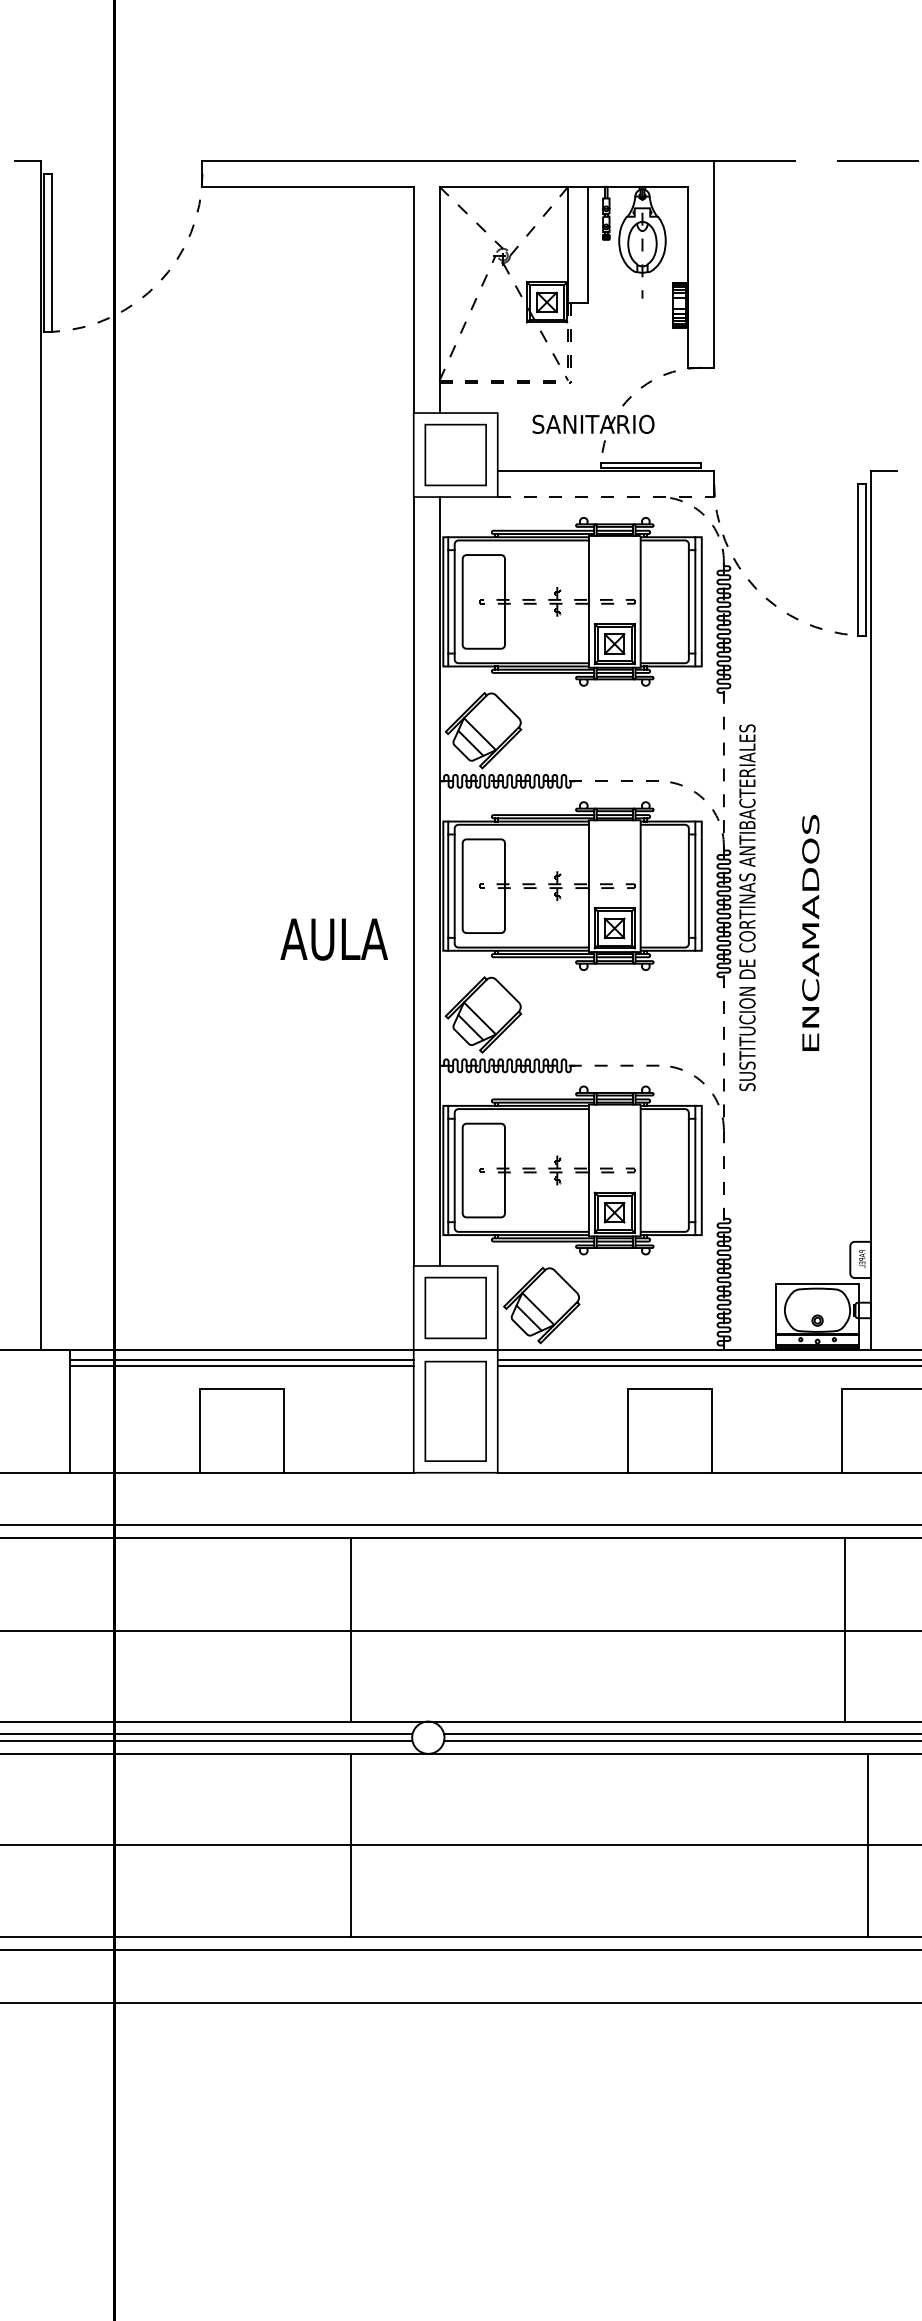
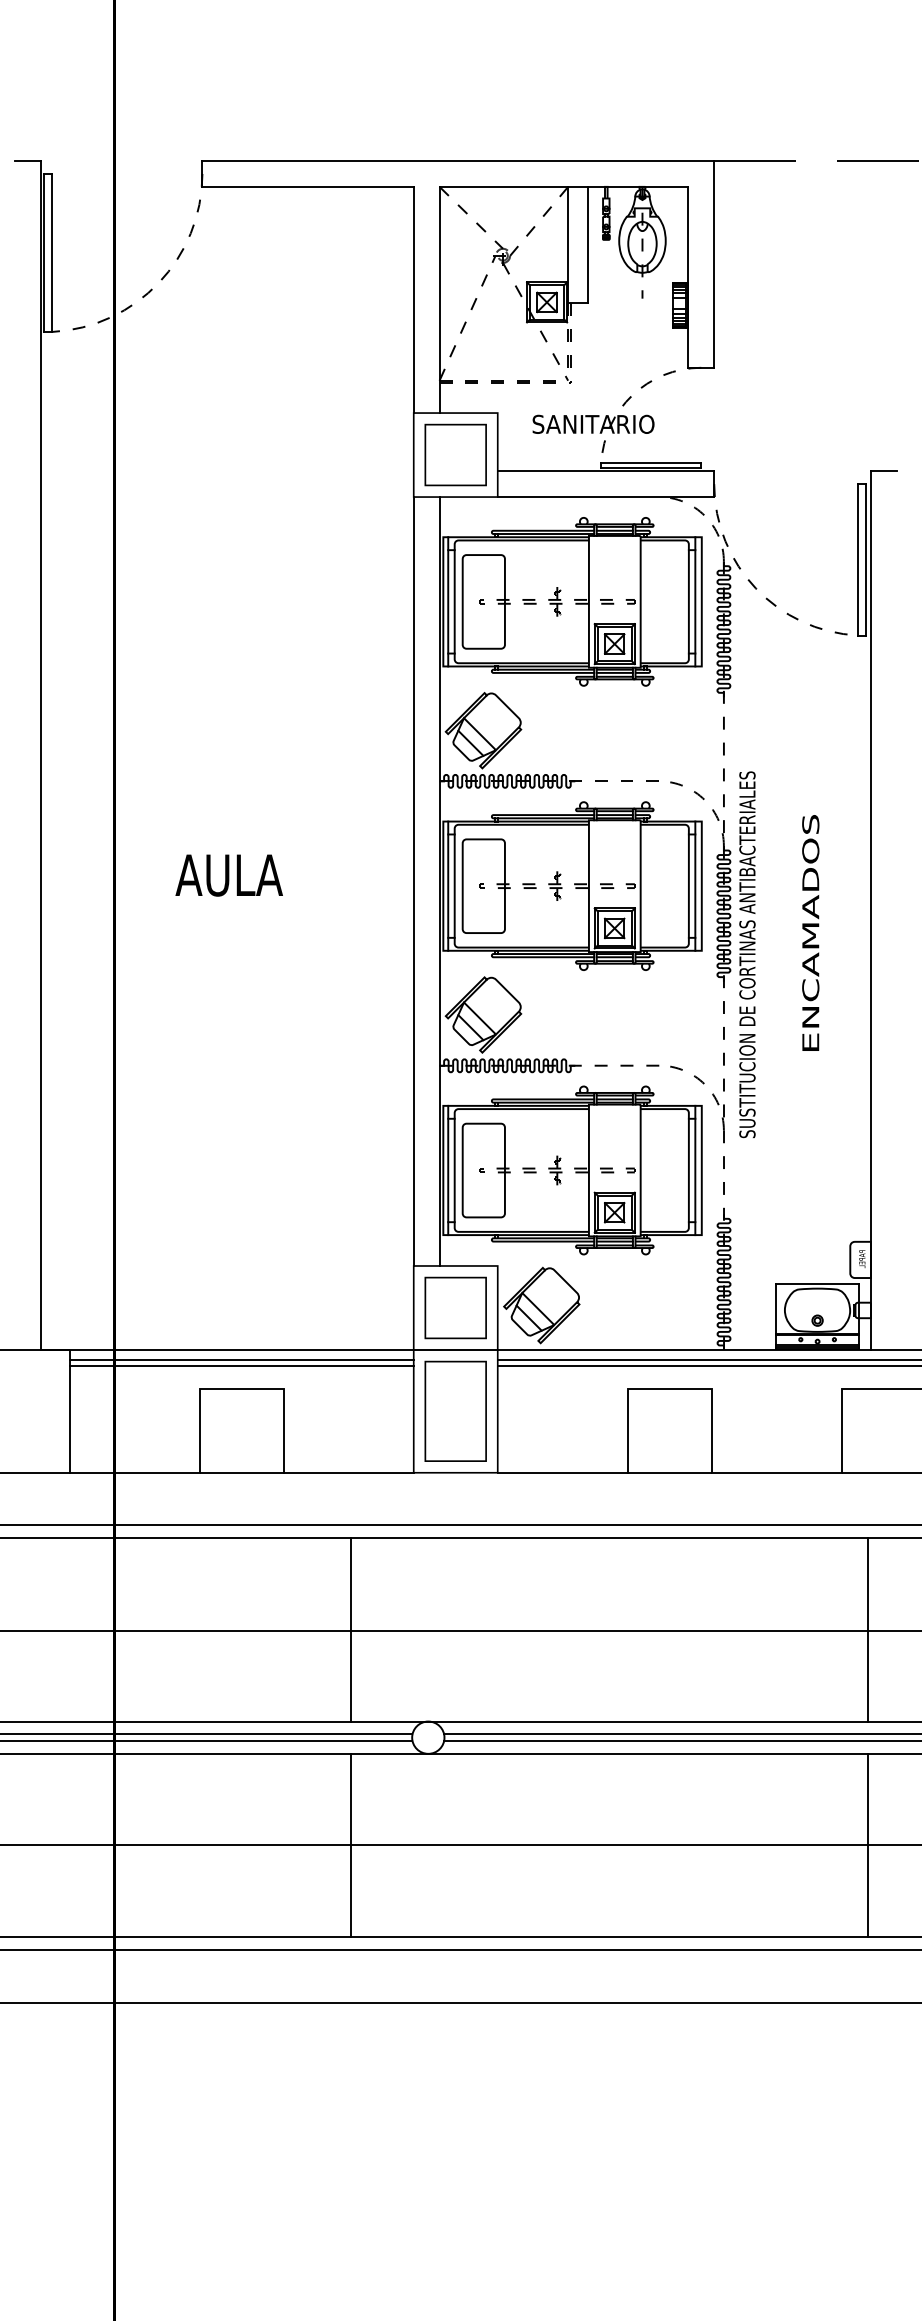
line: dashed -> solid (606, 497)
text position: (747, 907) -> (747, 954) (747, 954)
text position: (333, 939) -> (228, 875) (228, 875)
line position: (844, 1629) -> (867, 1629) (867, 1629)
